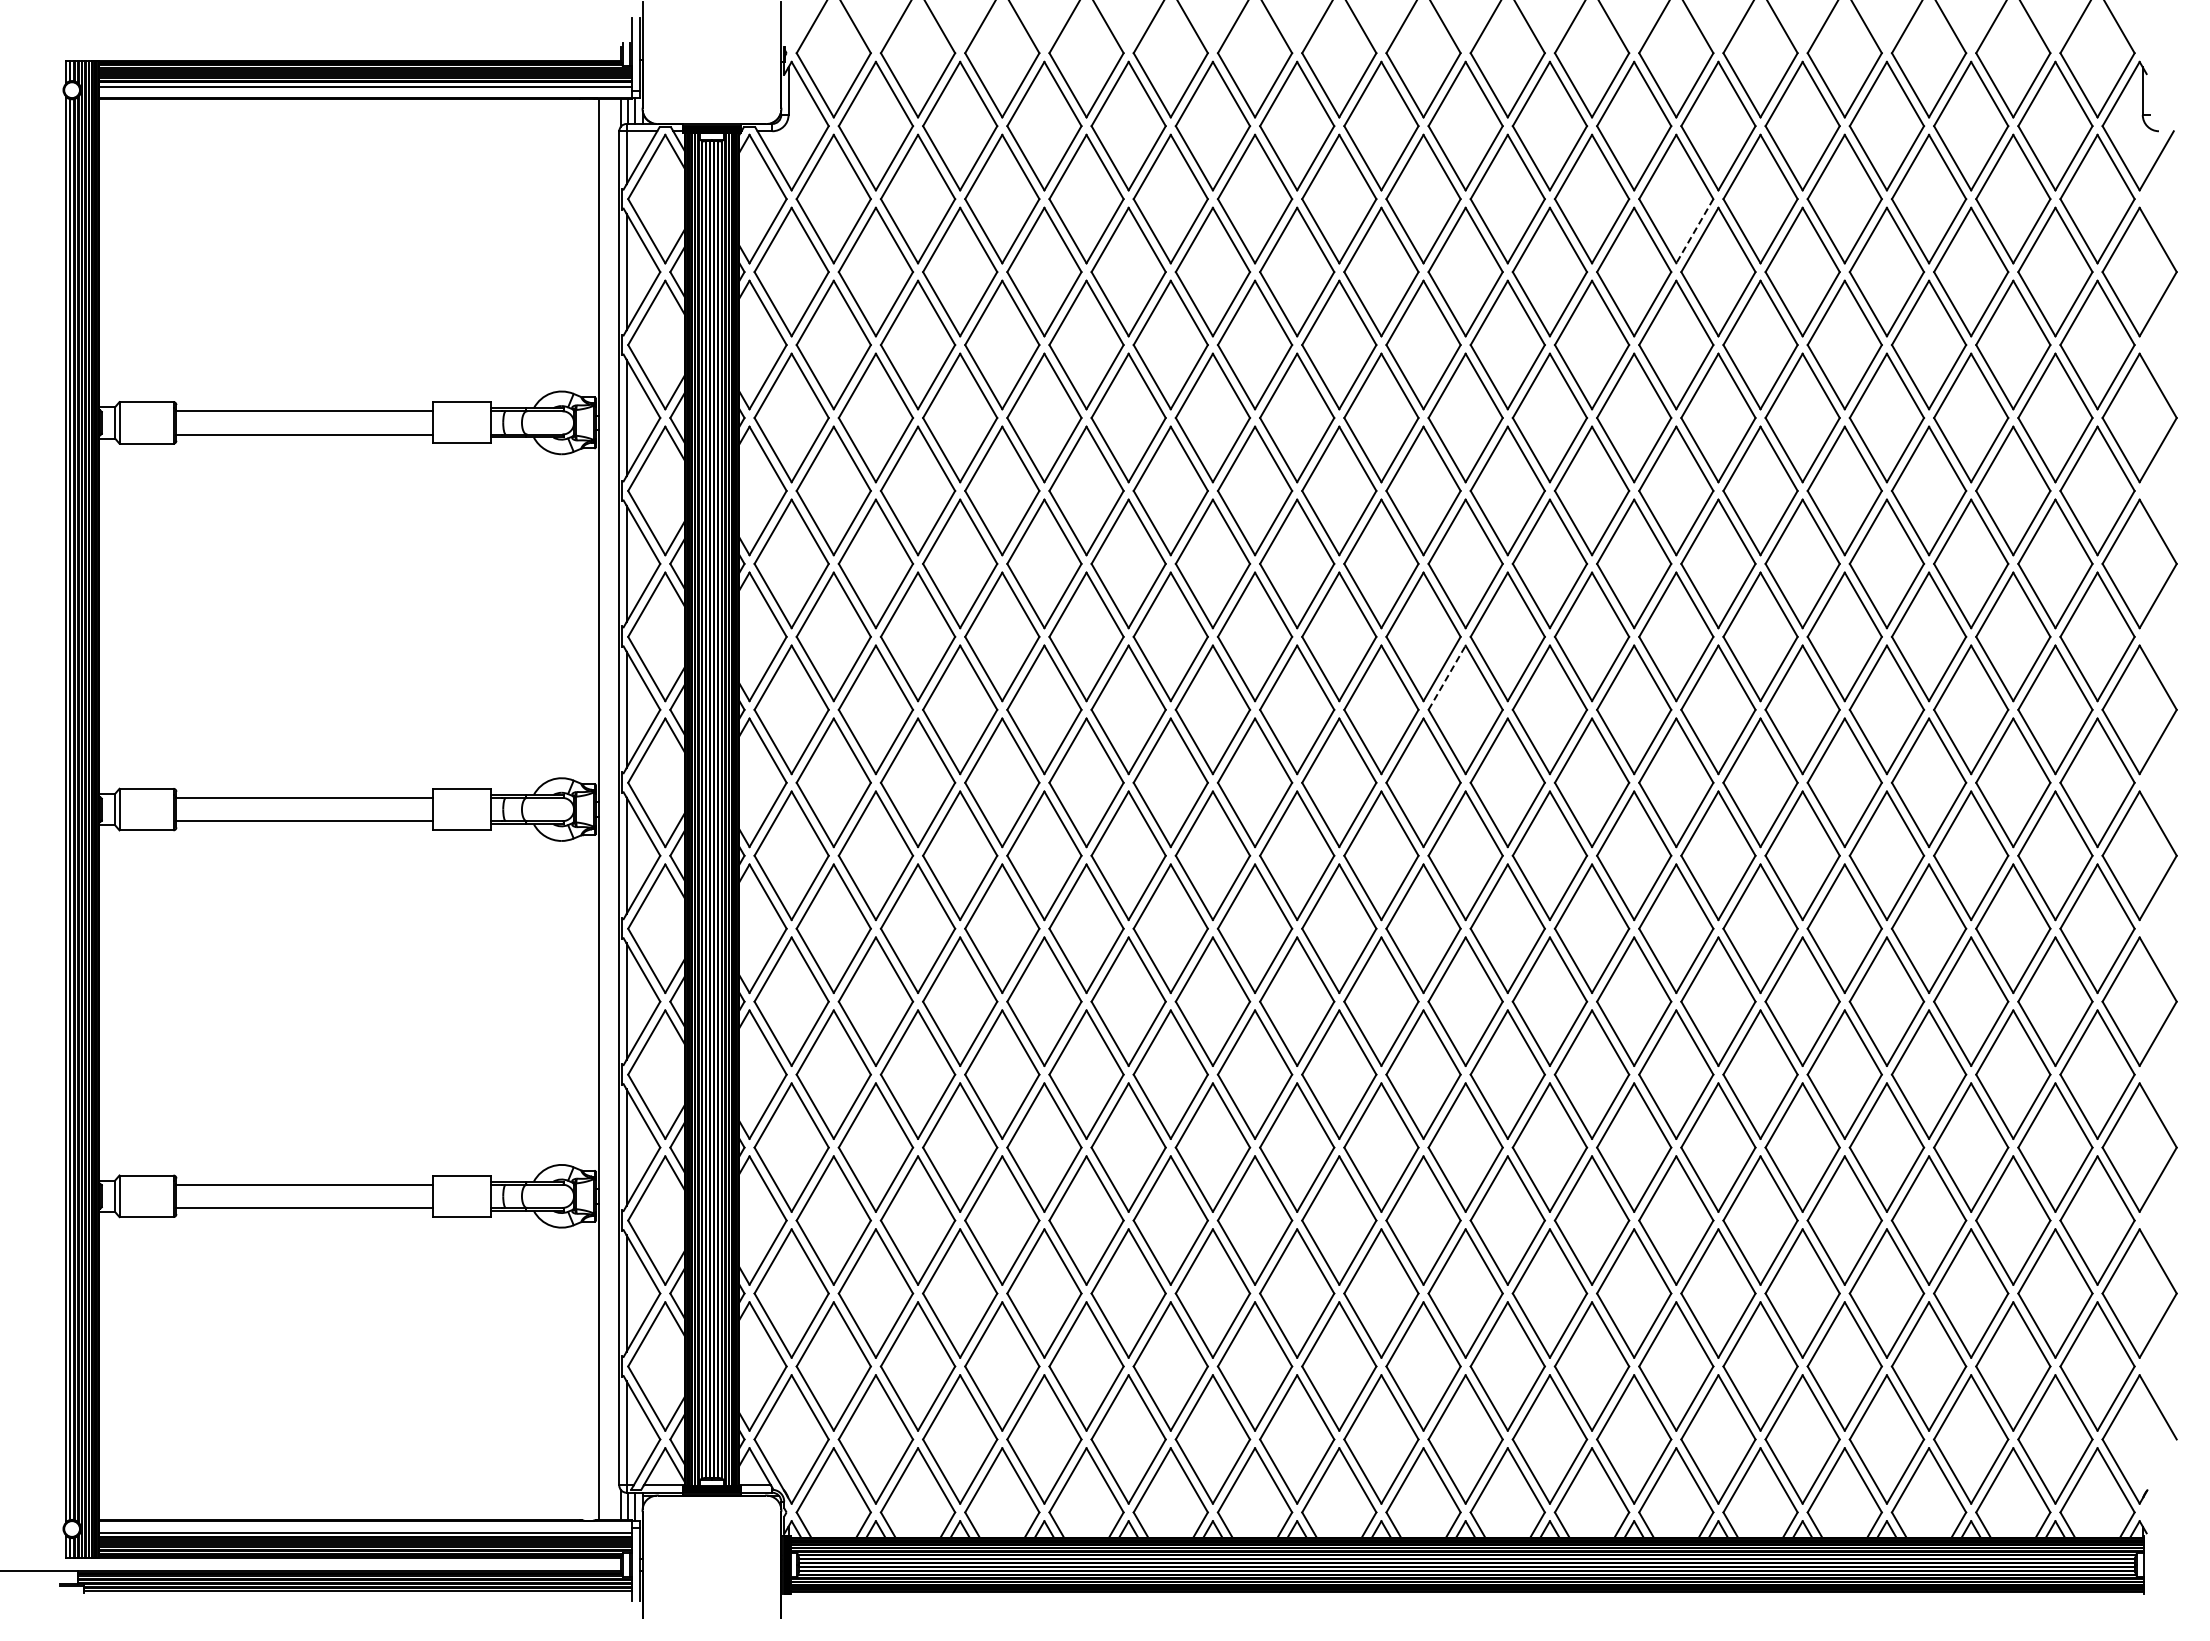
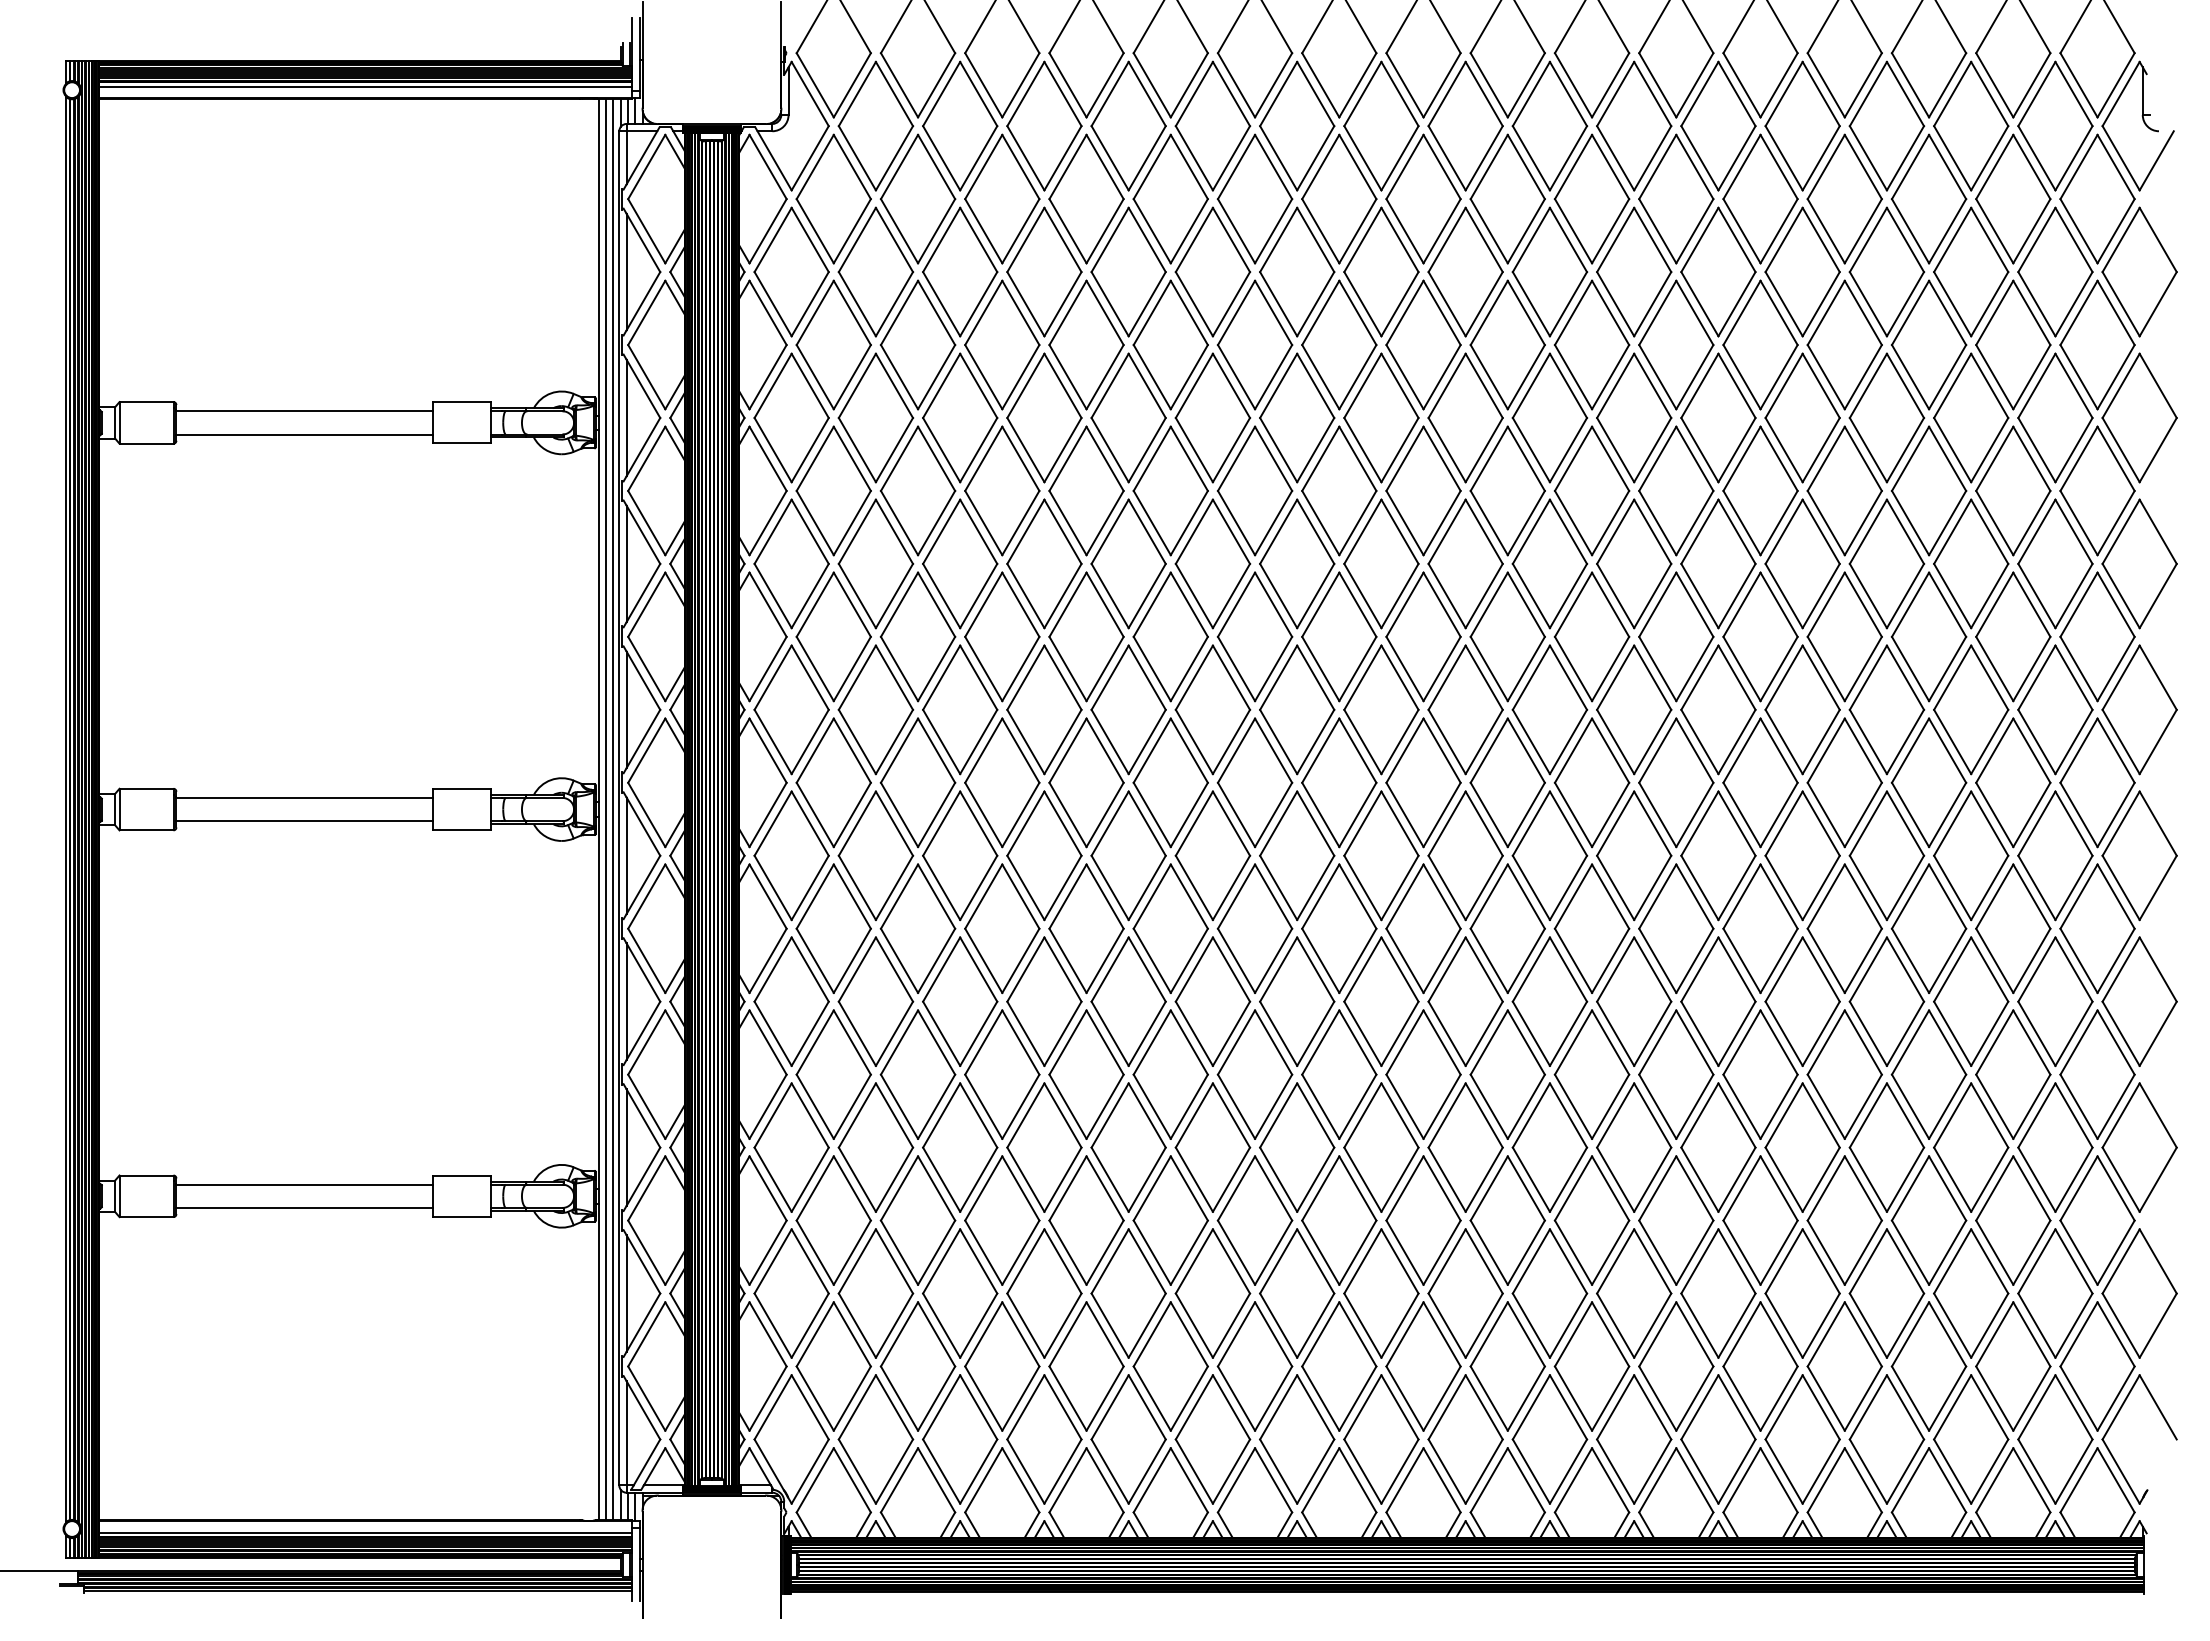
line: dashed -> solid (1694, 231)
line: dashed -> solid (1447, 677)
line: none -> present (606, 809)
line: none -> present (613, 809)
